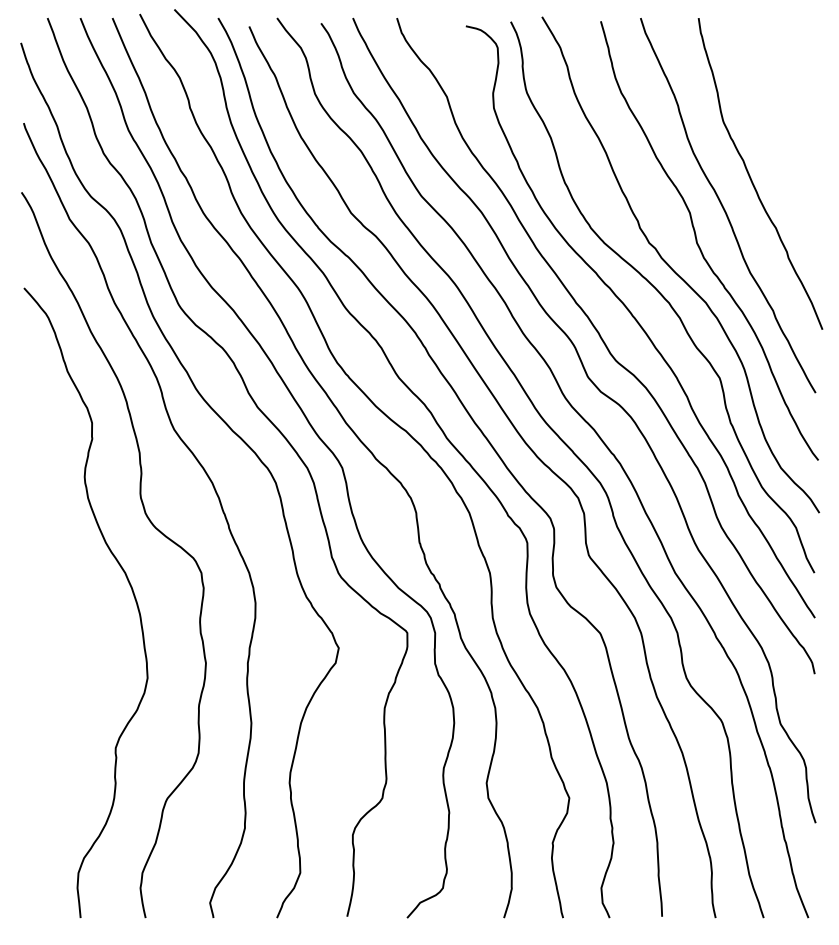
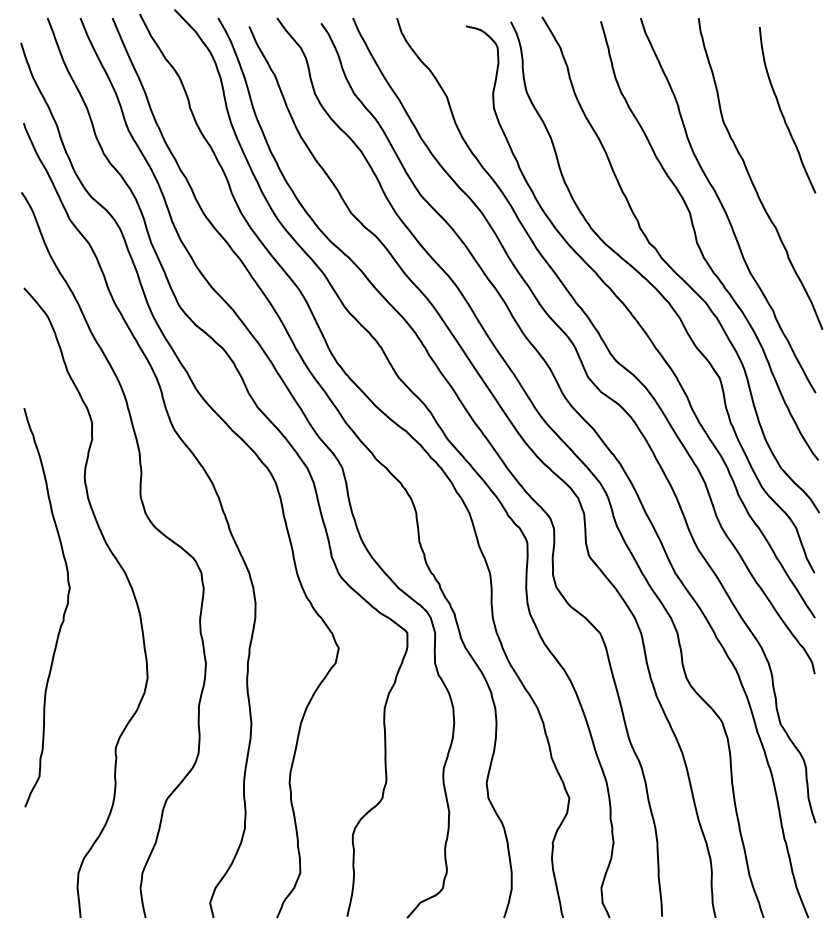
curve: none -> present (782, 111)
curve: none -> present (63, 612)
